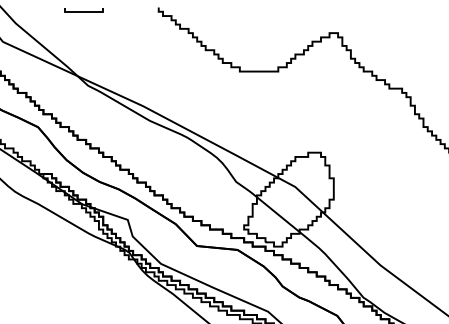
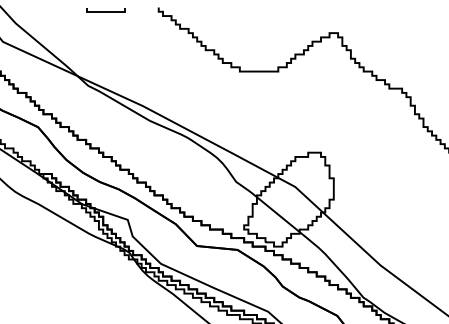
line position: (83, 11) -> (105, 11) (105, 11)
